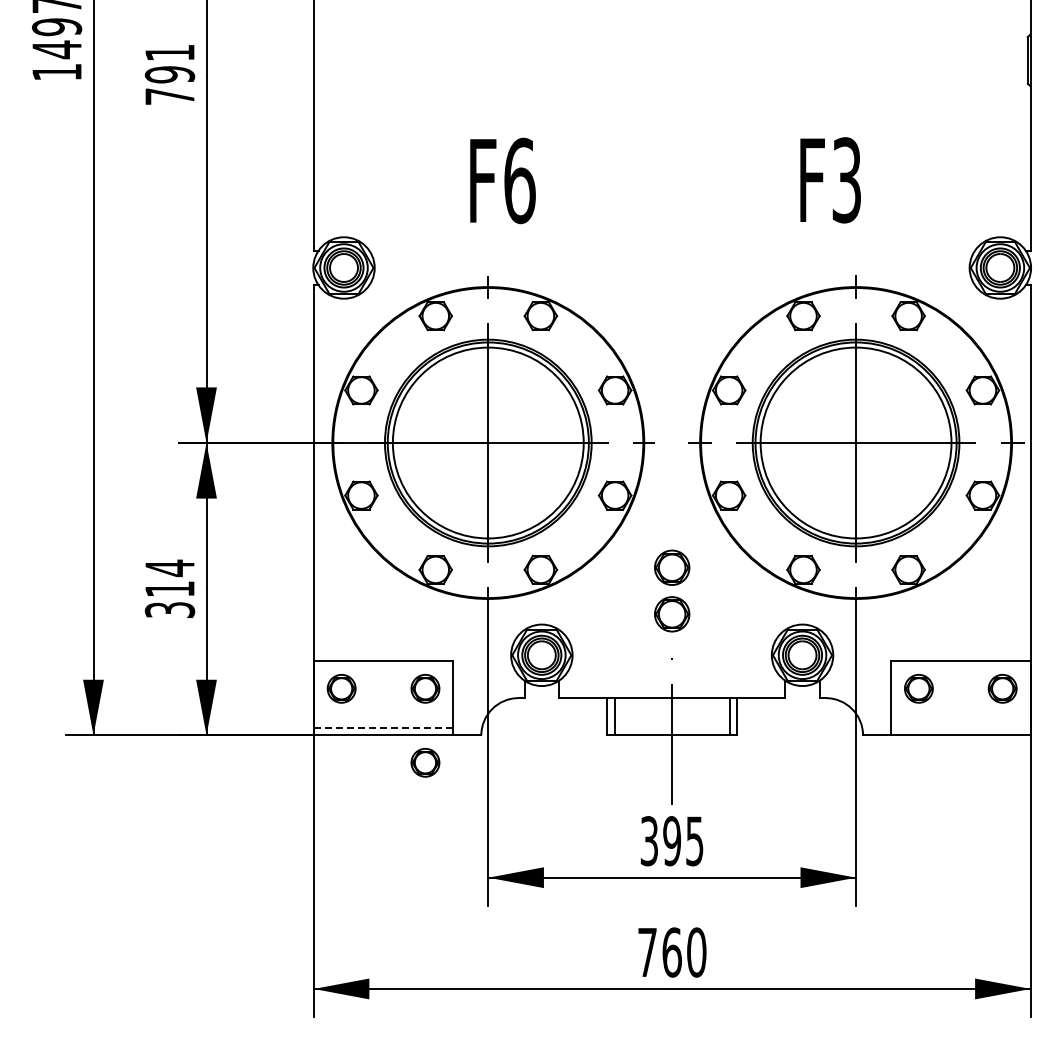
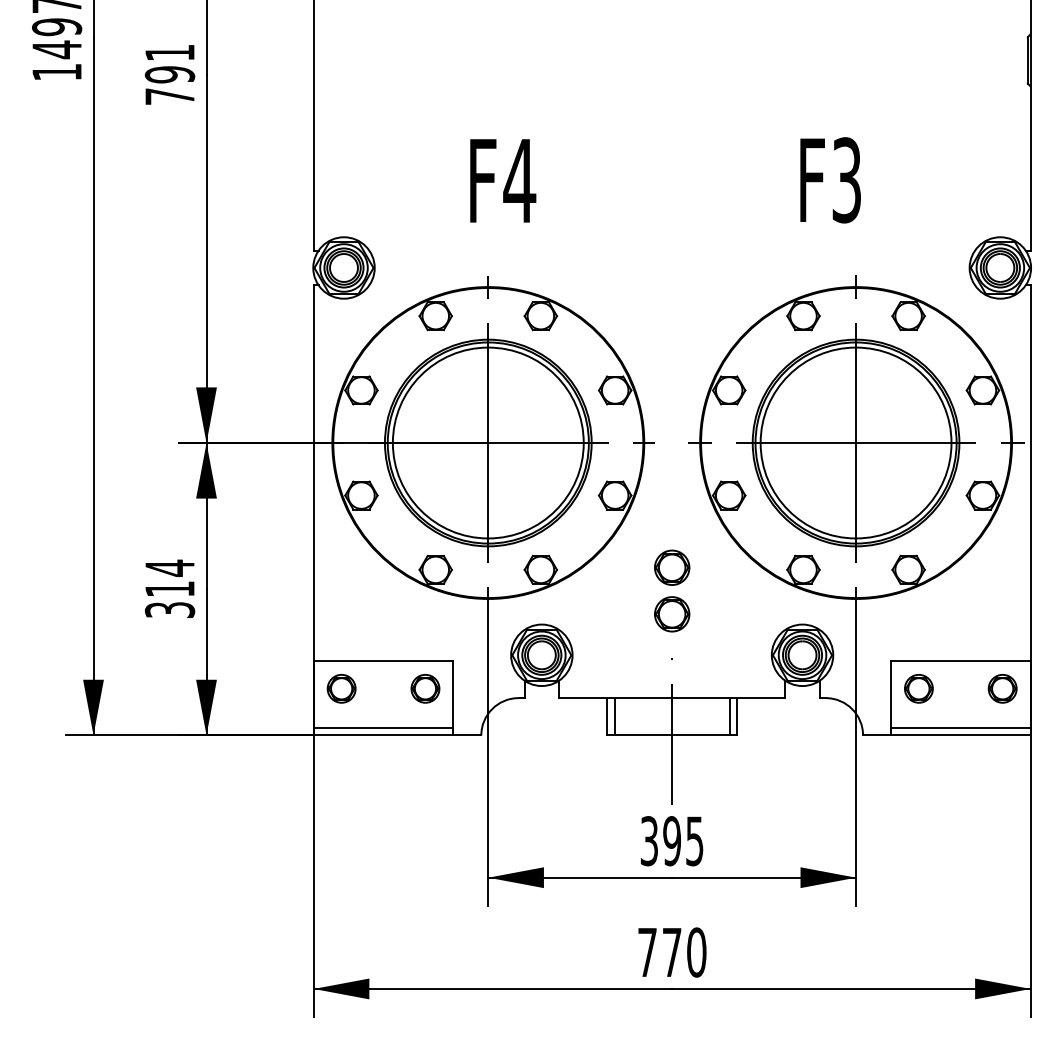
text: F6 -> F4 (519, 180)
line: dashed -> solid (383, 727)
line: none -> present (960, 727)
part: present -> none (425, 762)
text: 760 -> 770 (672, 952)
